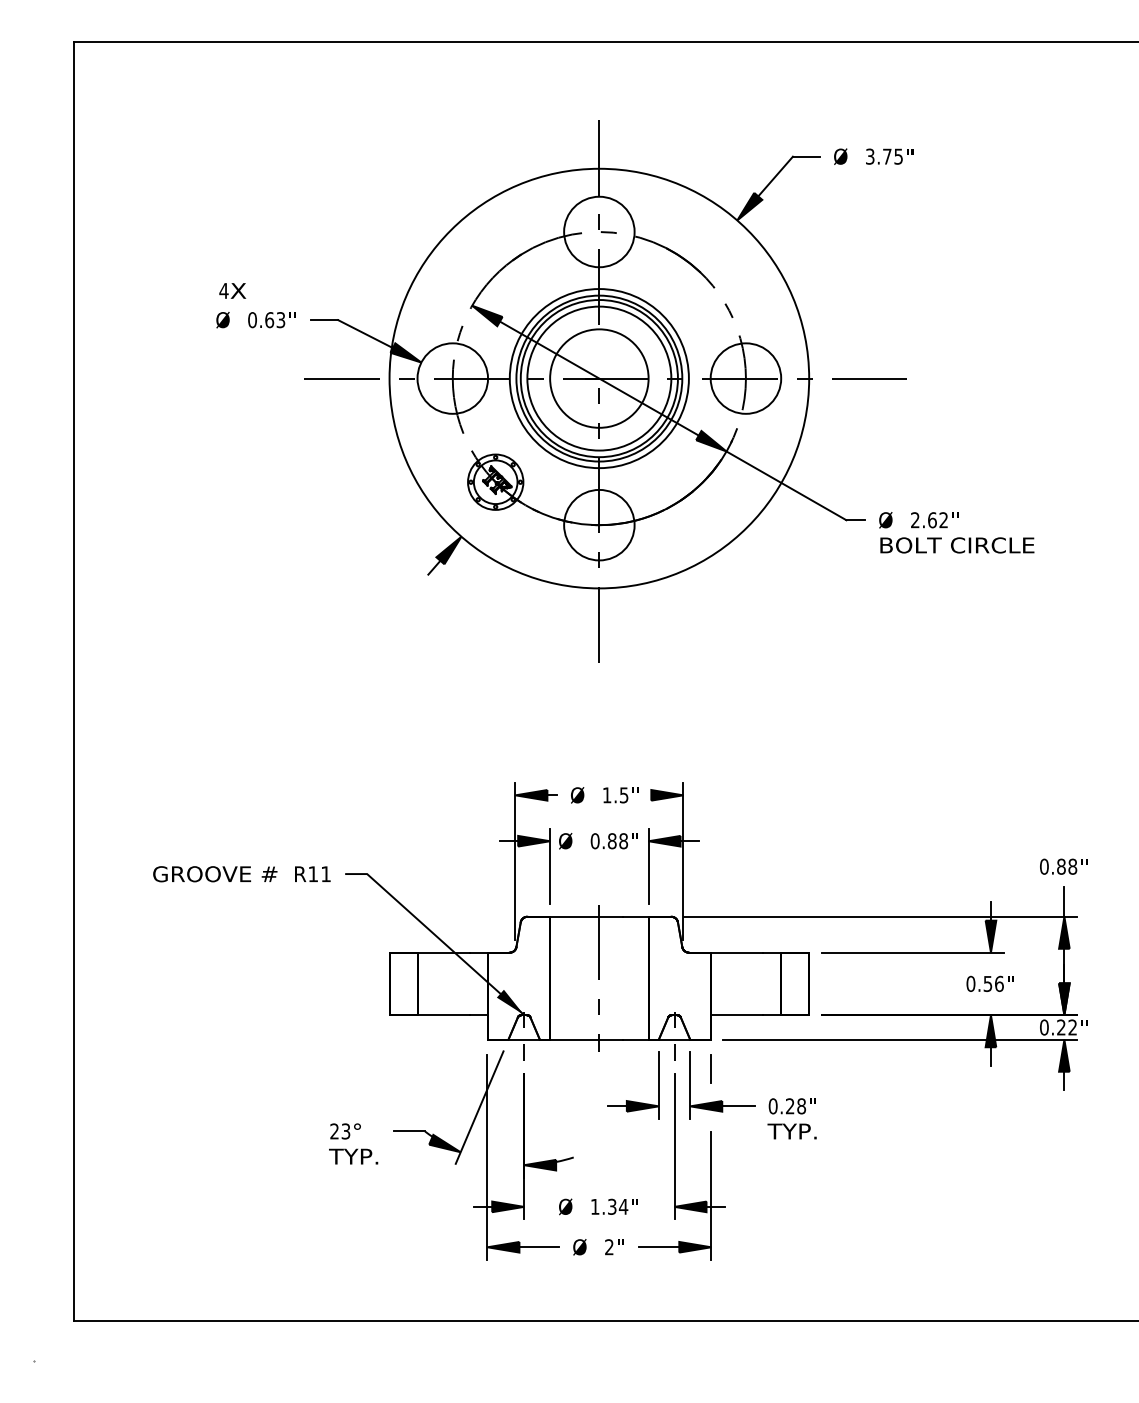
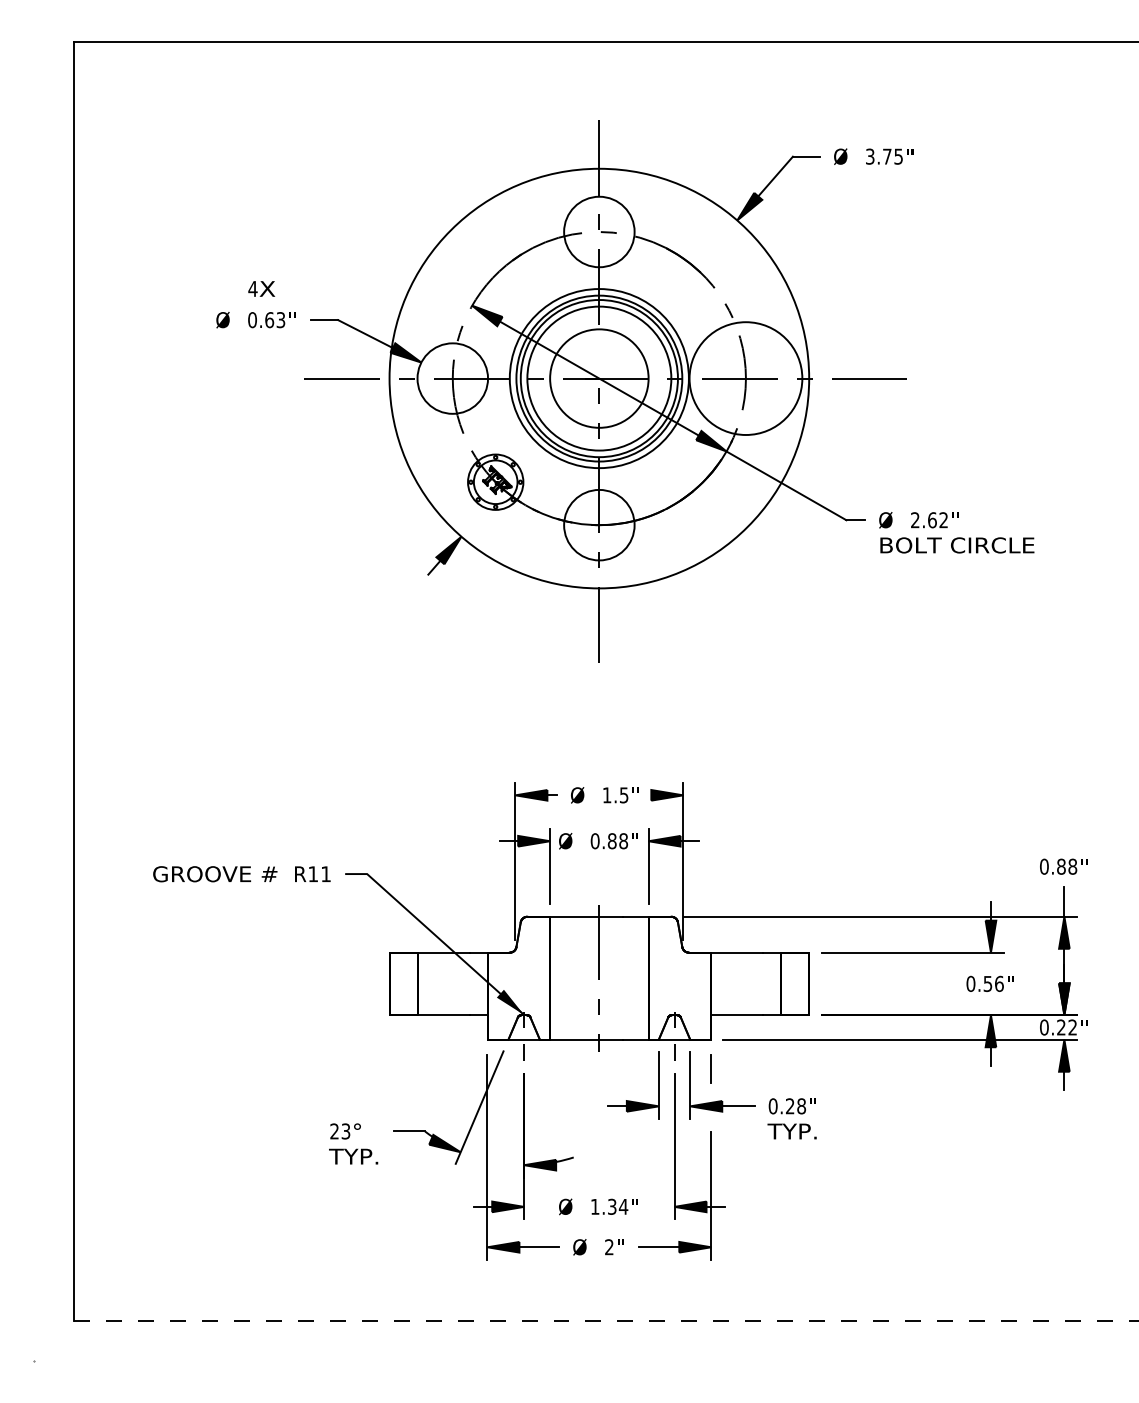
text position: (232, 290) -> (261, 288) (261, 288)
circle diameter: 70 px -> 113 px (745, 378)
line: solid -> dashed (606, 1320)
